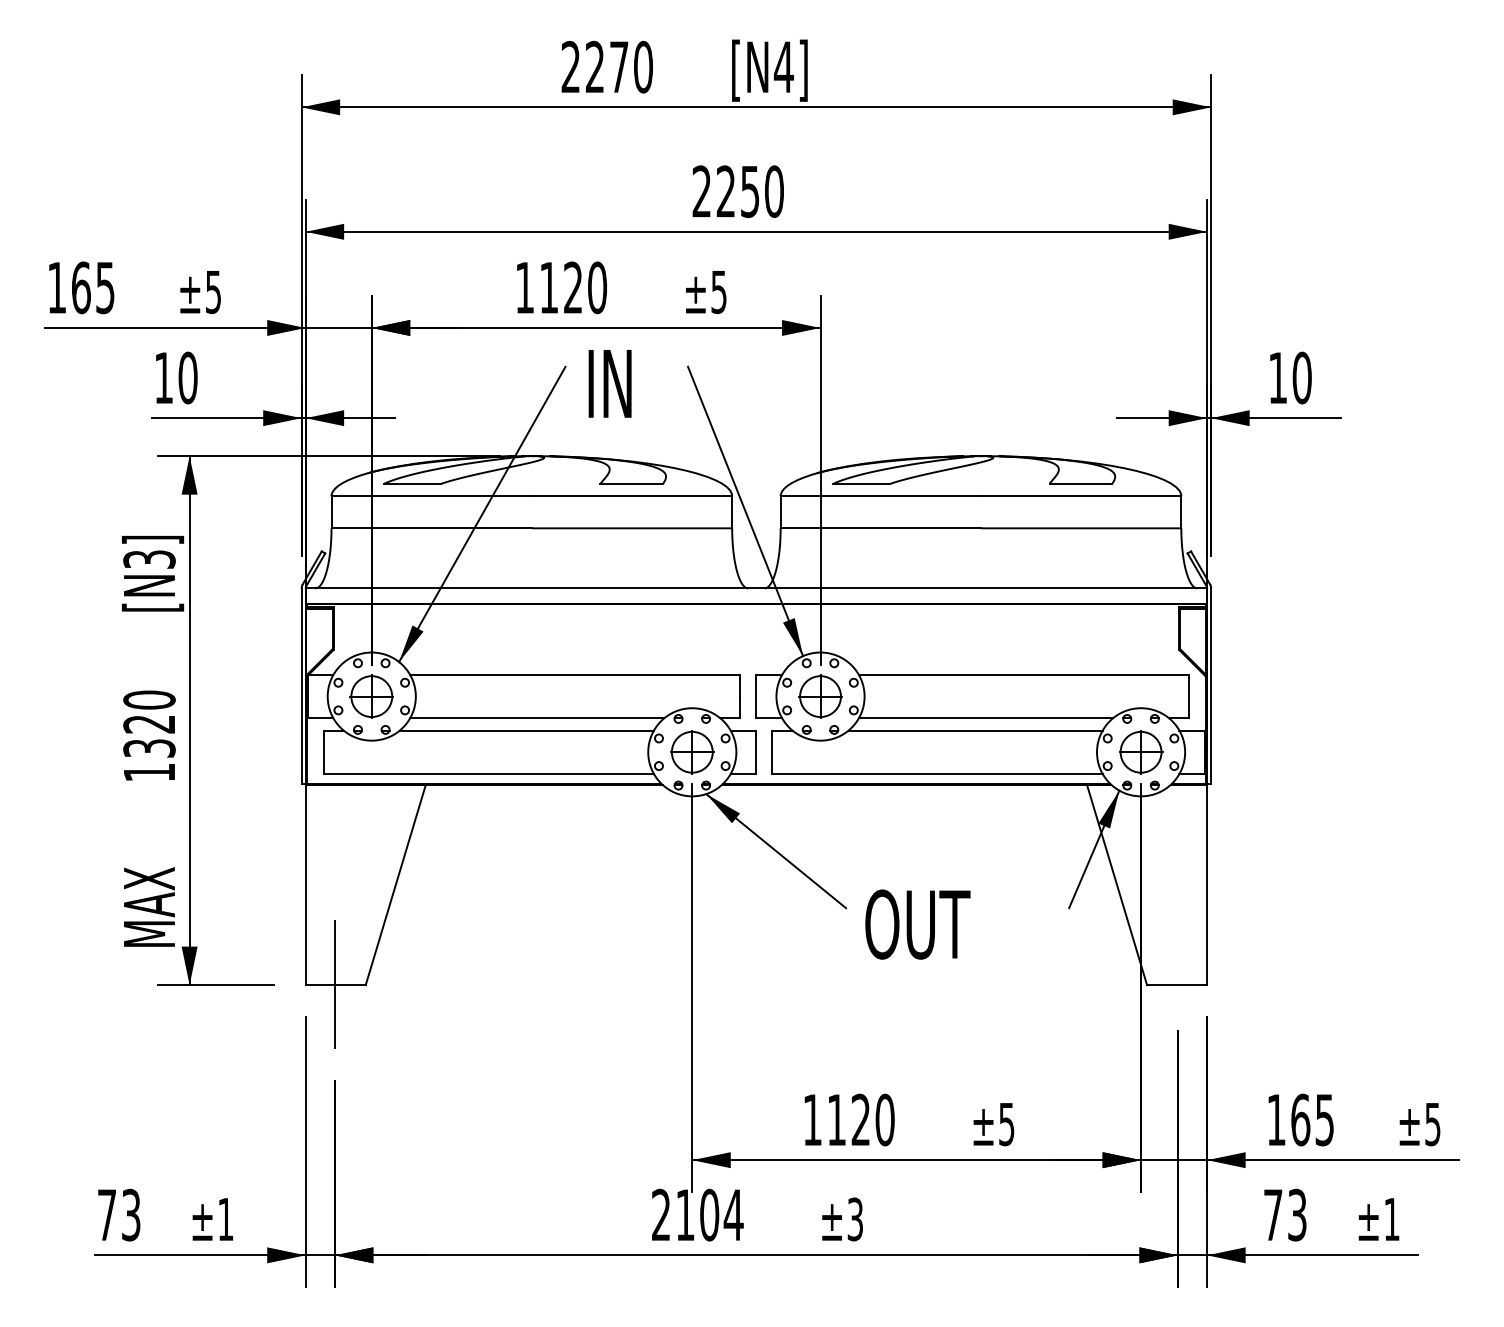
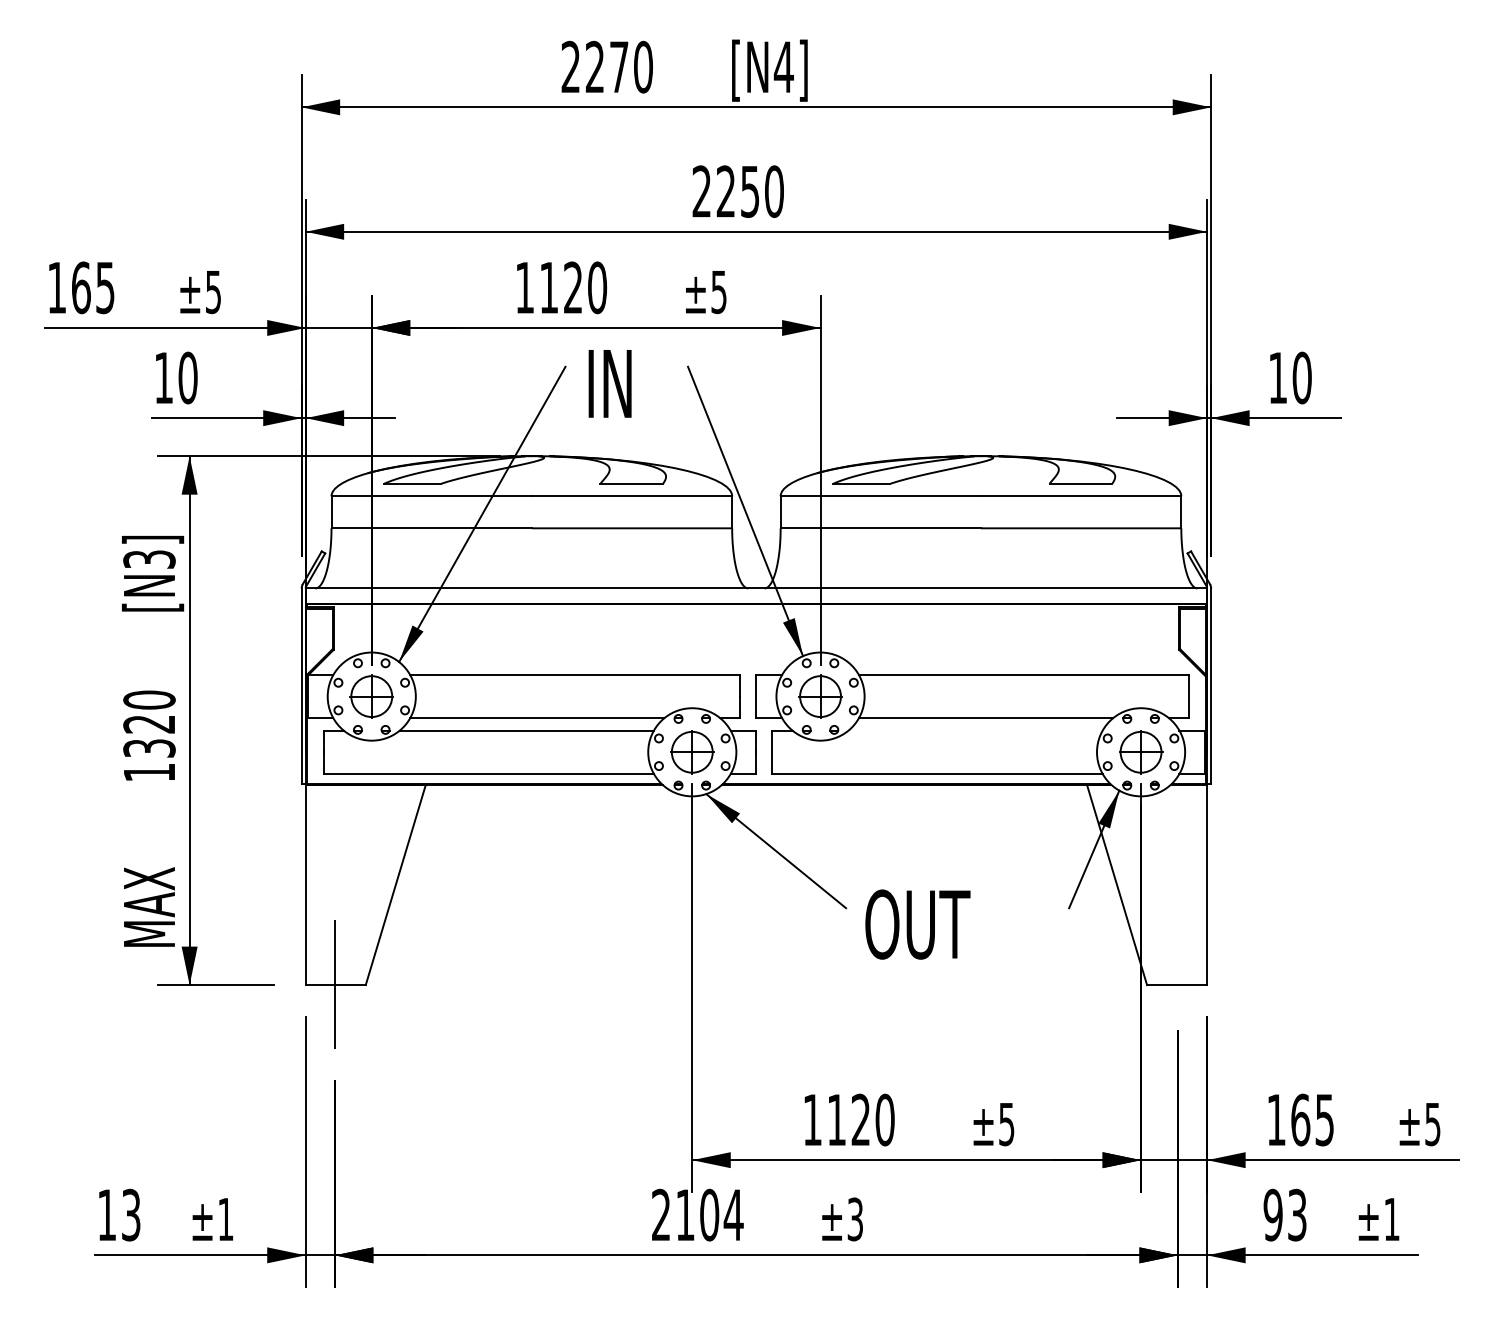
line: present -> none (975, 730)
text: 73 -> 13 (106, 1214)
text: 73 -> 93 (1272, 1214)
